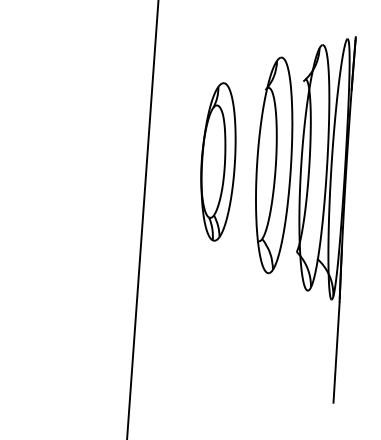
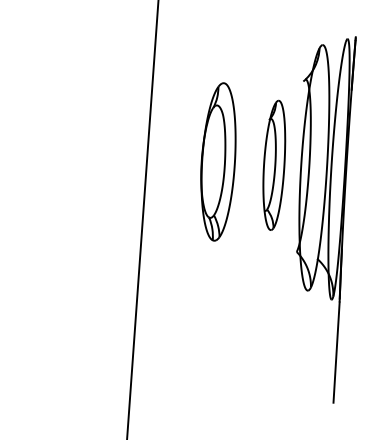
part size: 39x219 px -> 25x132 px (274, 164)
